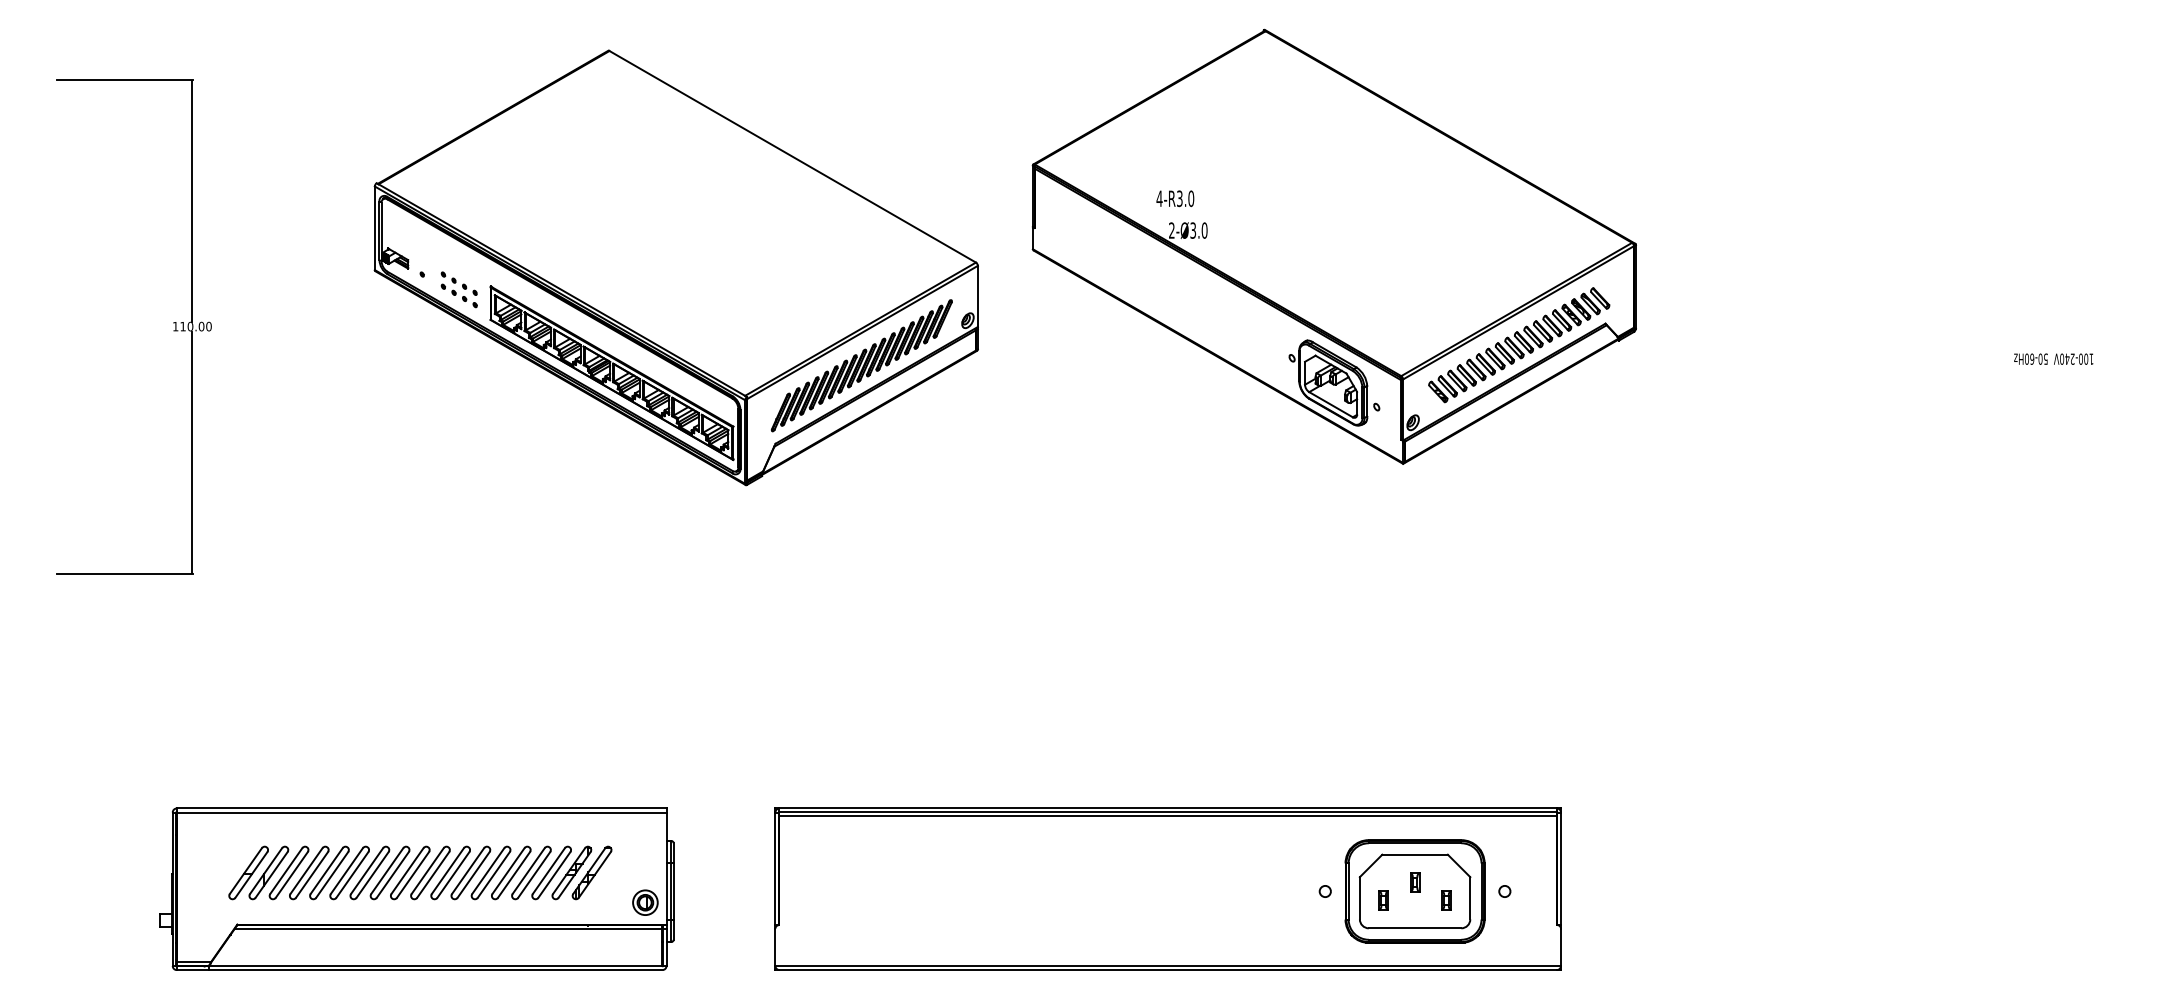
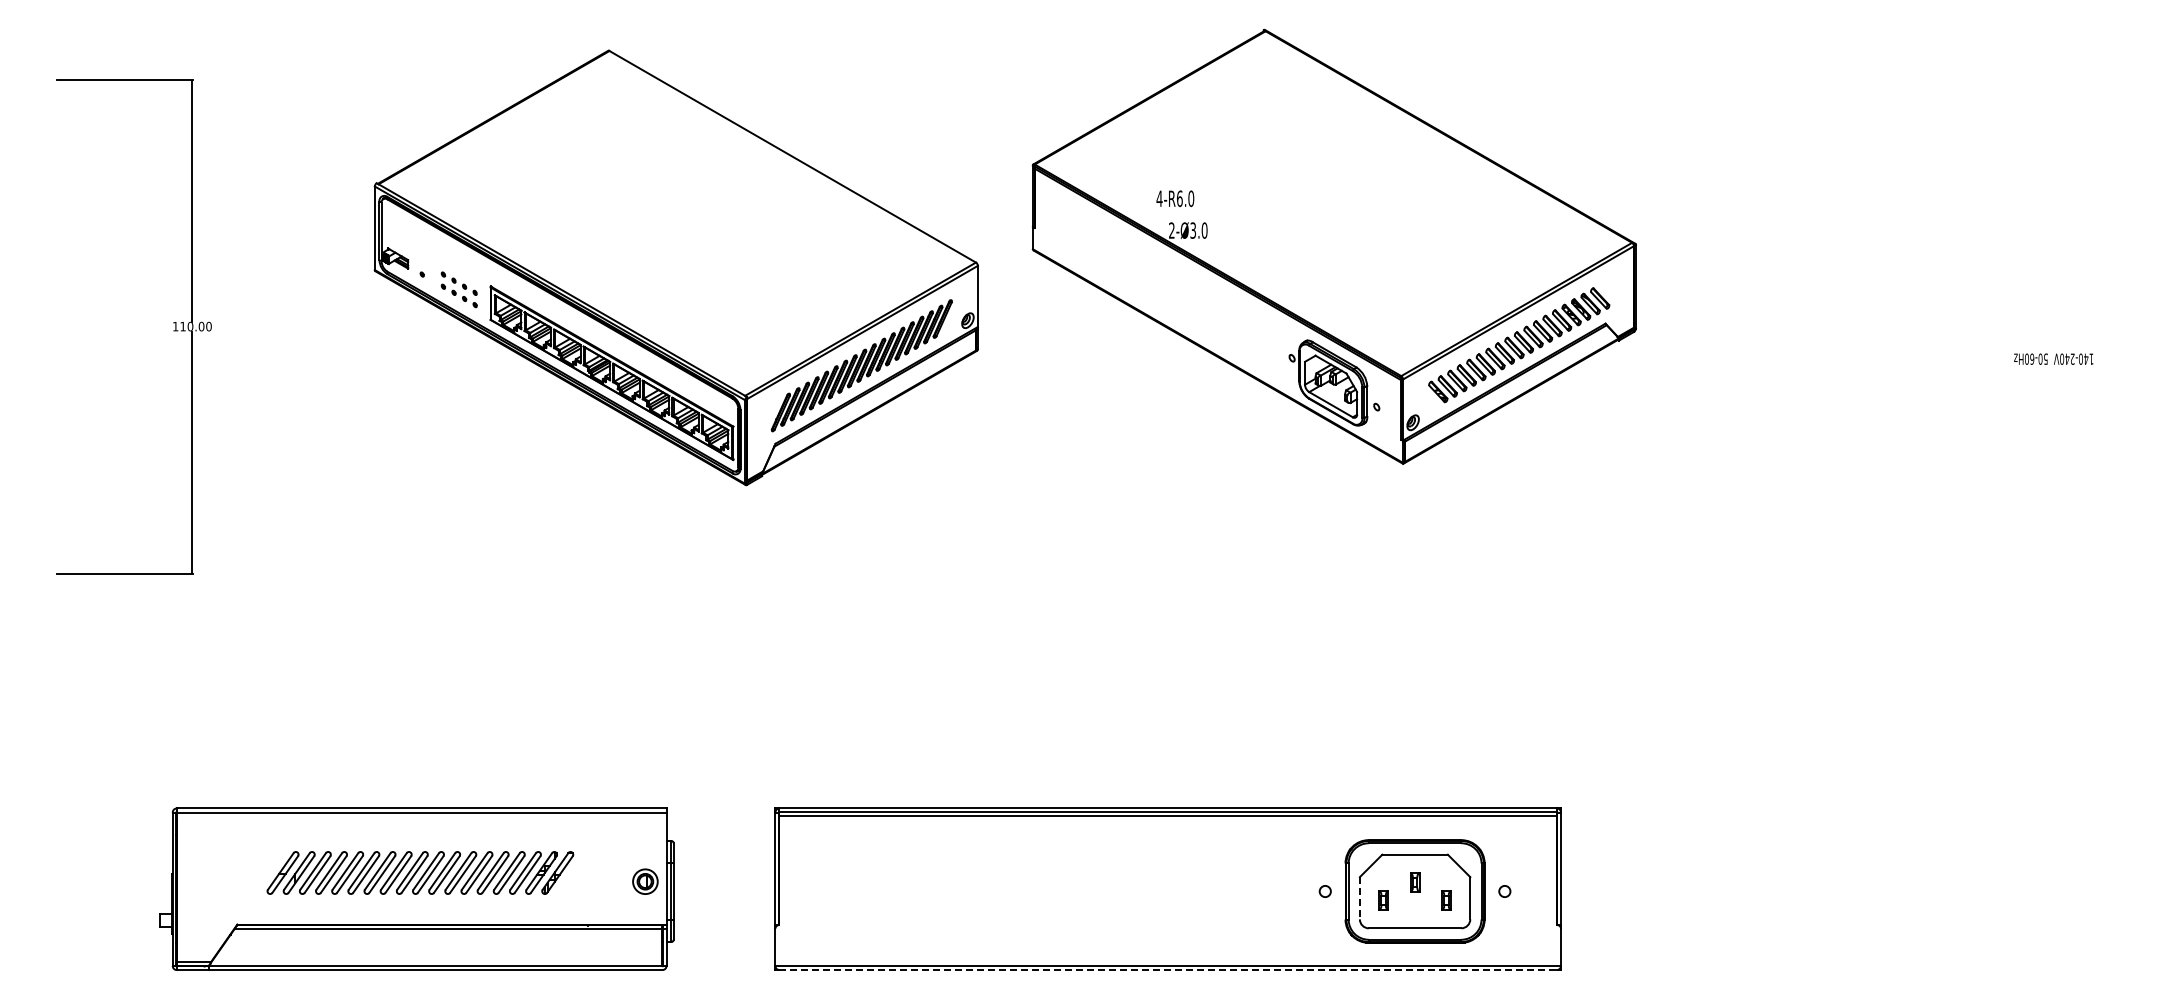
text: 4-R3.0 -> 4-R6.0 (1179, 198)
text: 100-240V -> 140-240V (2086, 358)
part size: 385x56 px -> 309x44 px (420, 872)
line: solid -> dashed (1359, 898)
part position: (645, 902) -> (645, 881) (645, 881)
line: solid -> dashed (1168, 970)
